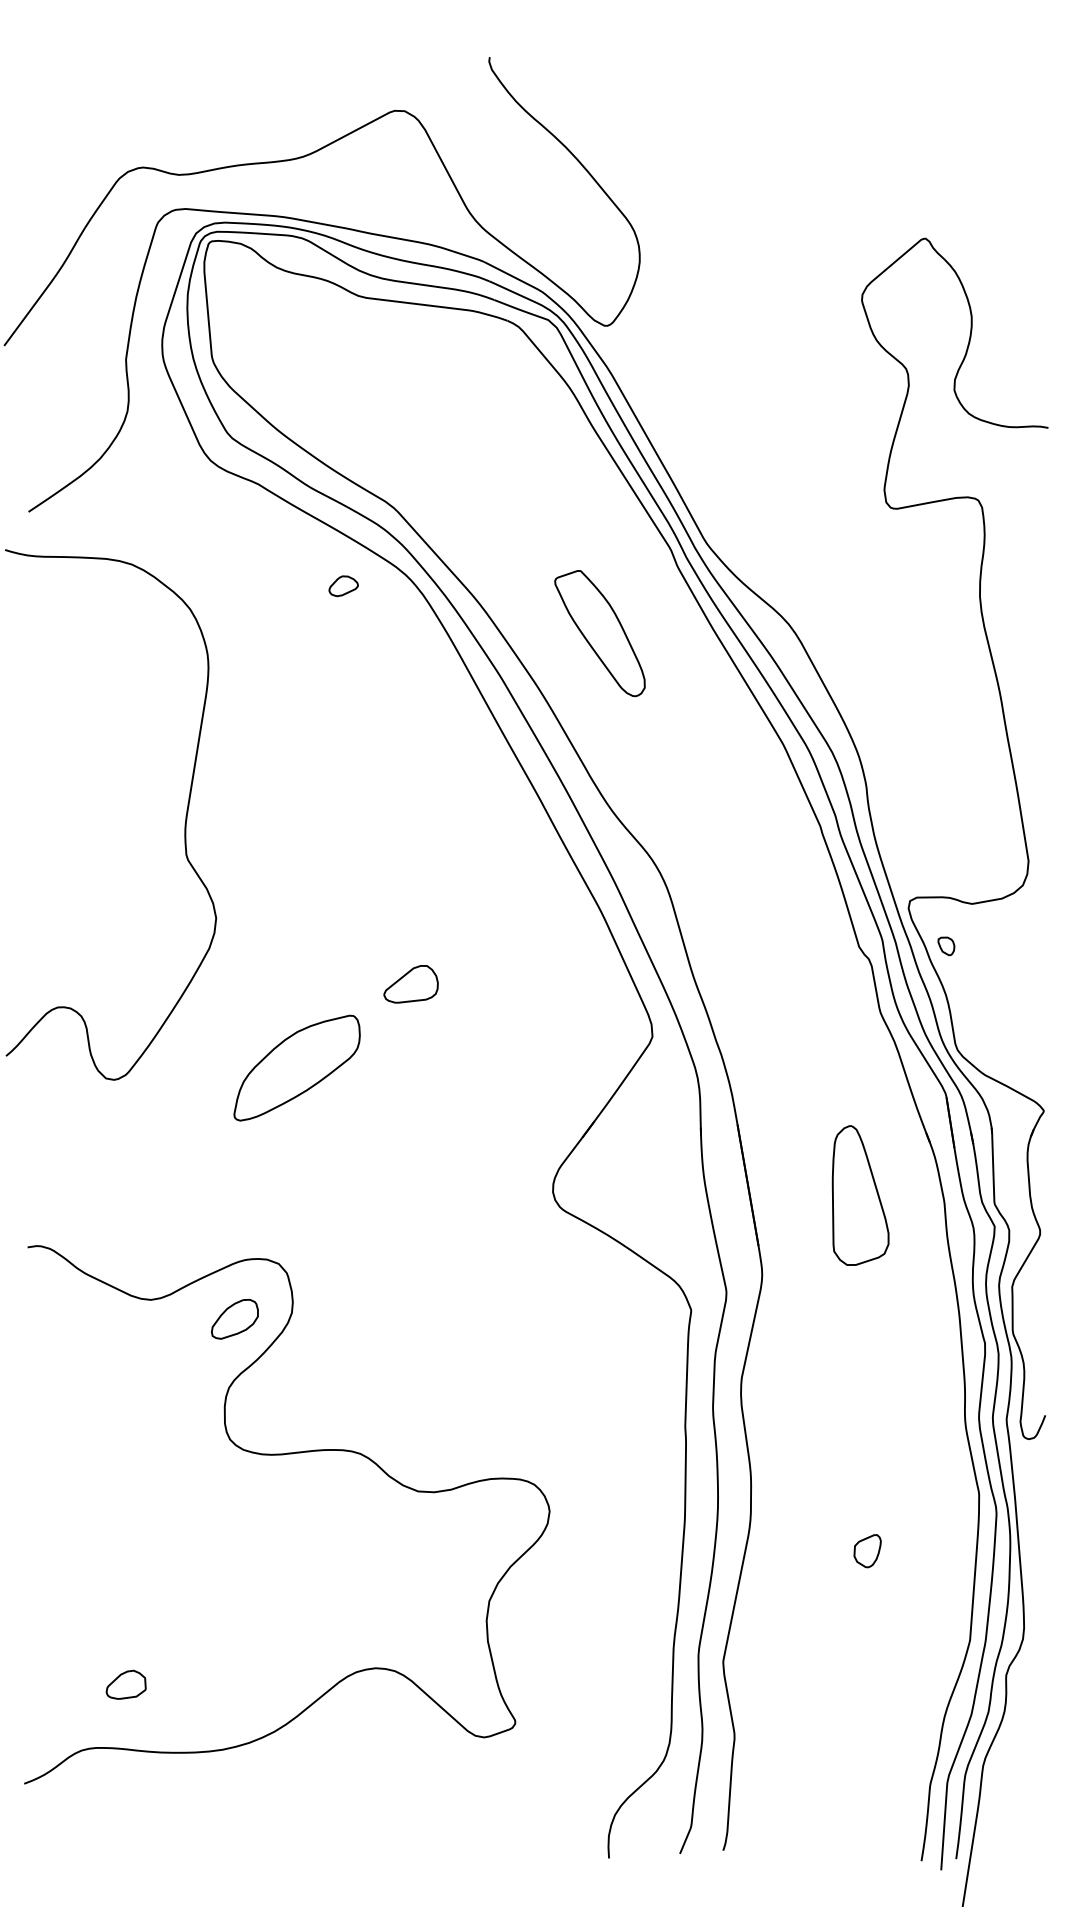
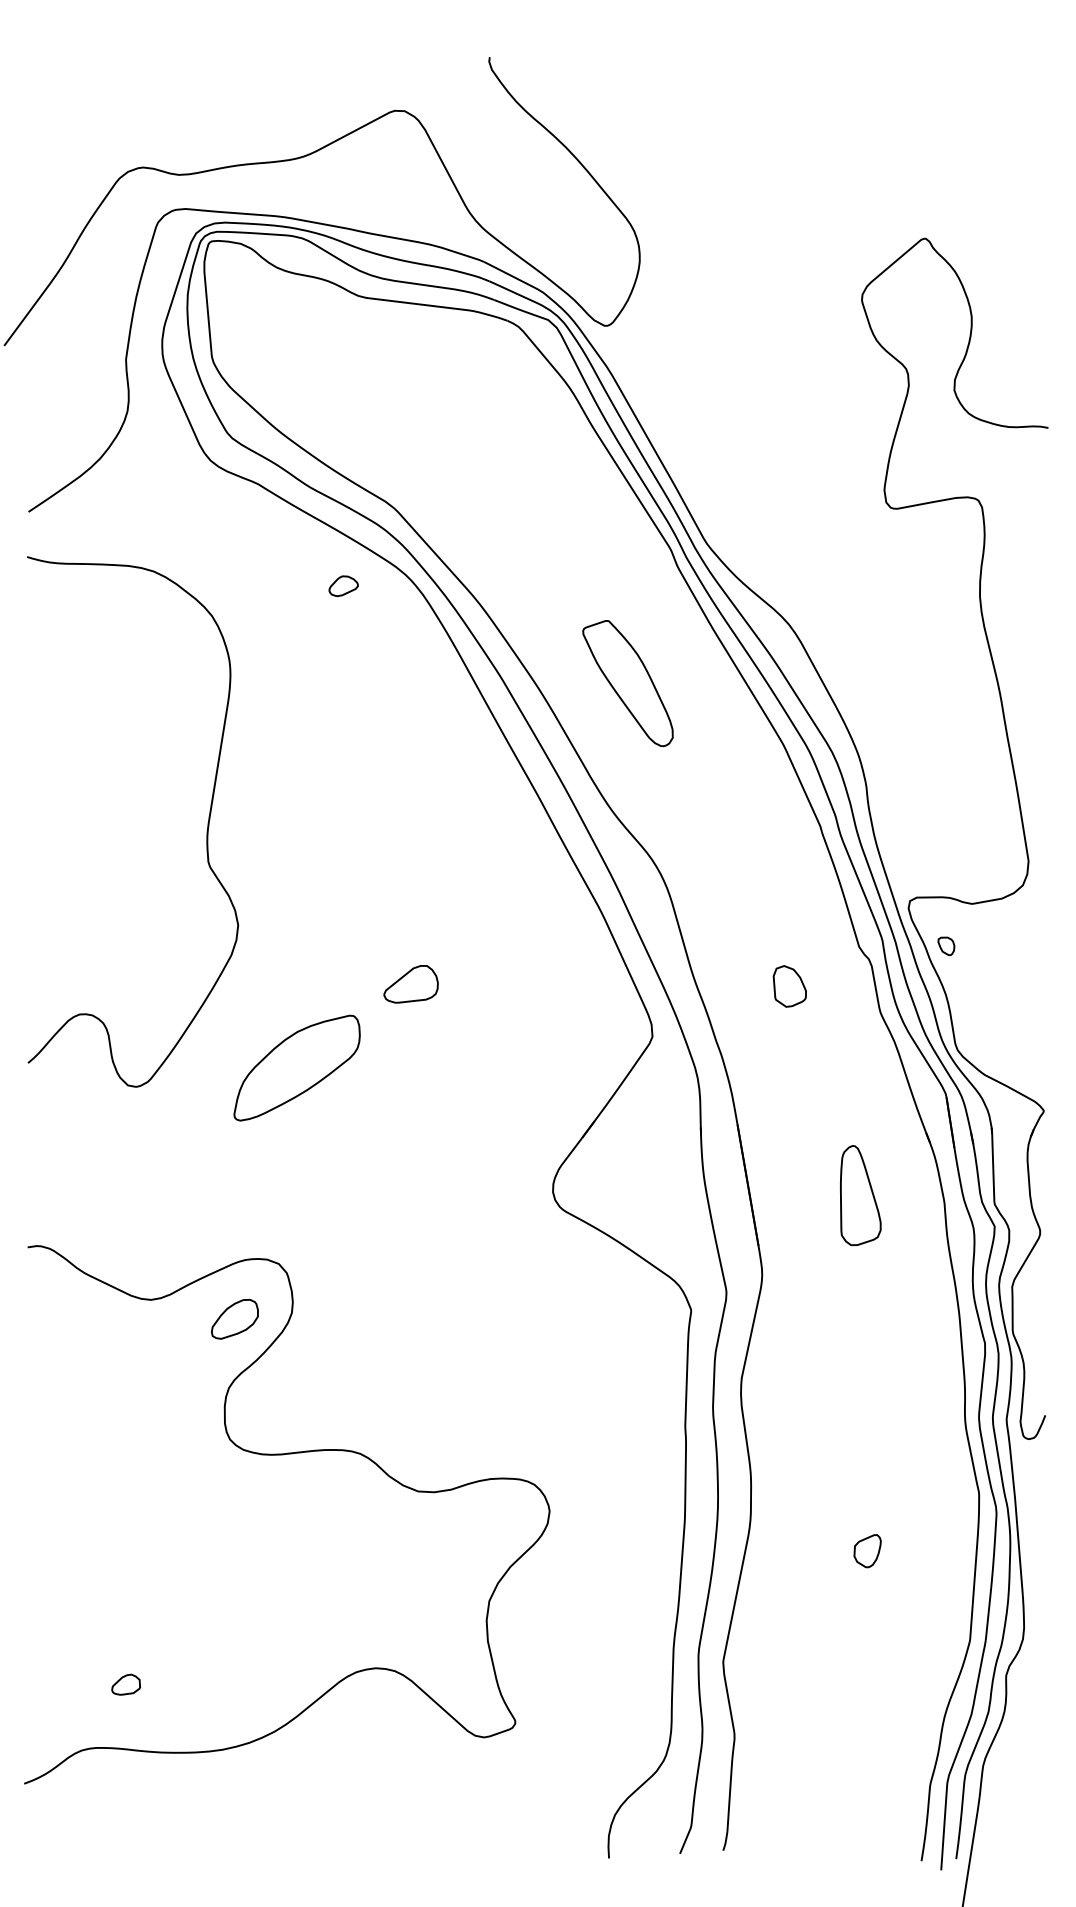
part position: (599, 633) -> (627, 683) (627, 683)
curve position: (184, 824) -> (206, 831) (206, 831)
part: none -> present (789, 986)
part size: 59x141 px -> 42x101 px (860, 1195)
part size: 42x31 px -> 30x23 px (125, 1684)
